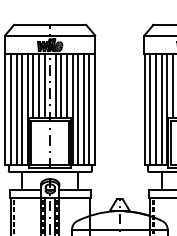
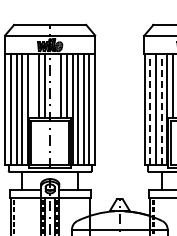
line: present -> none (33, 85)
line: present -> none (55, 85)
line: solid -> dashed (150, 109)
line: solid -> dashed (161, 109)
